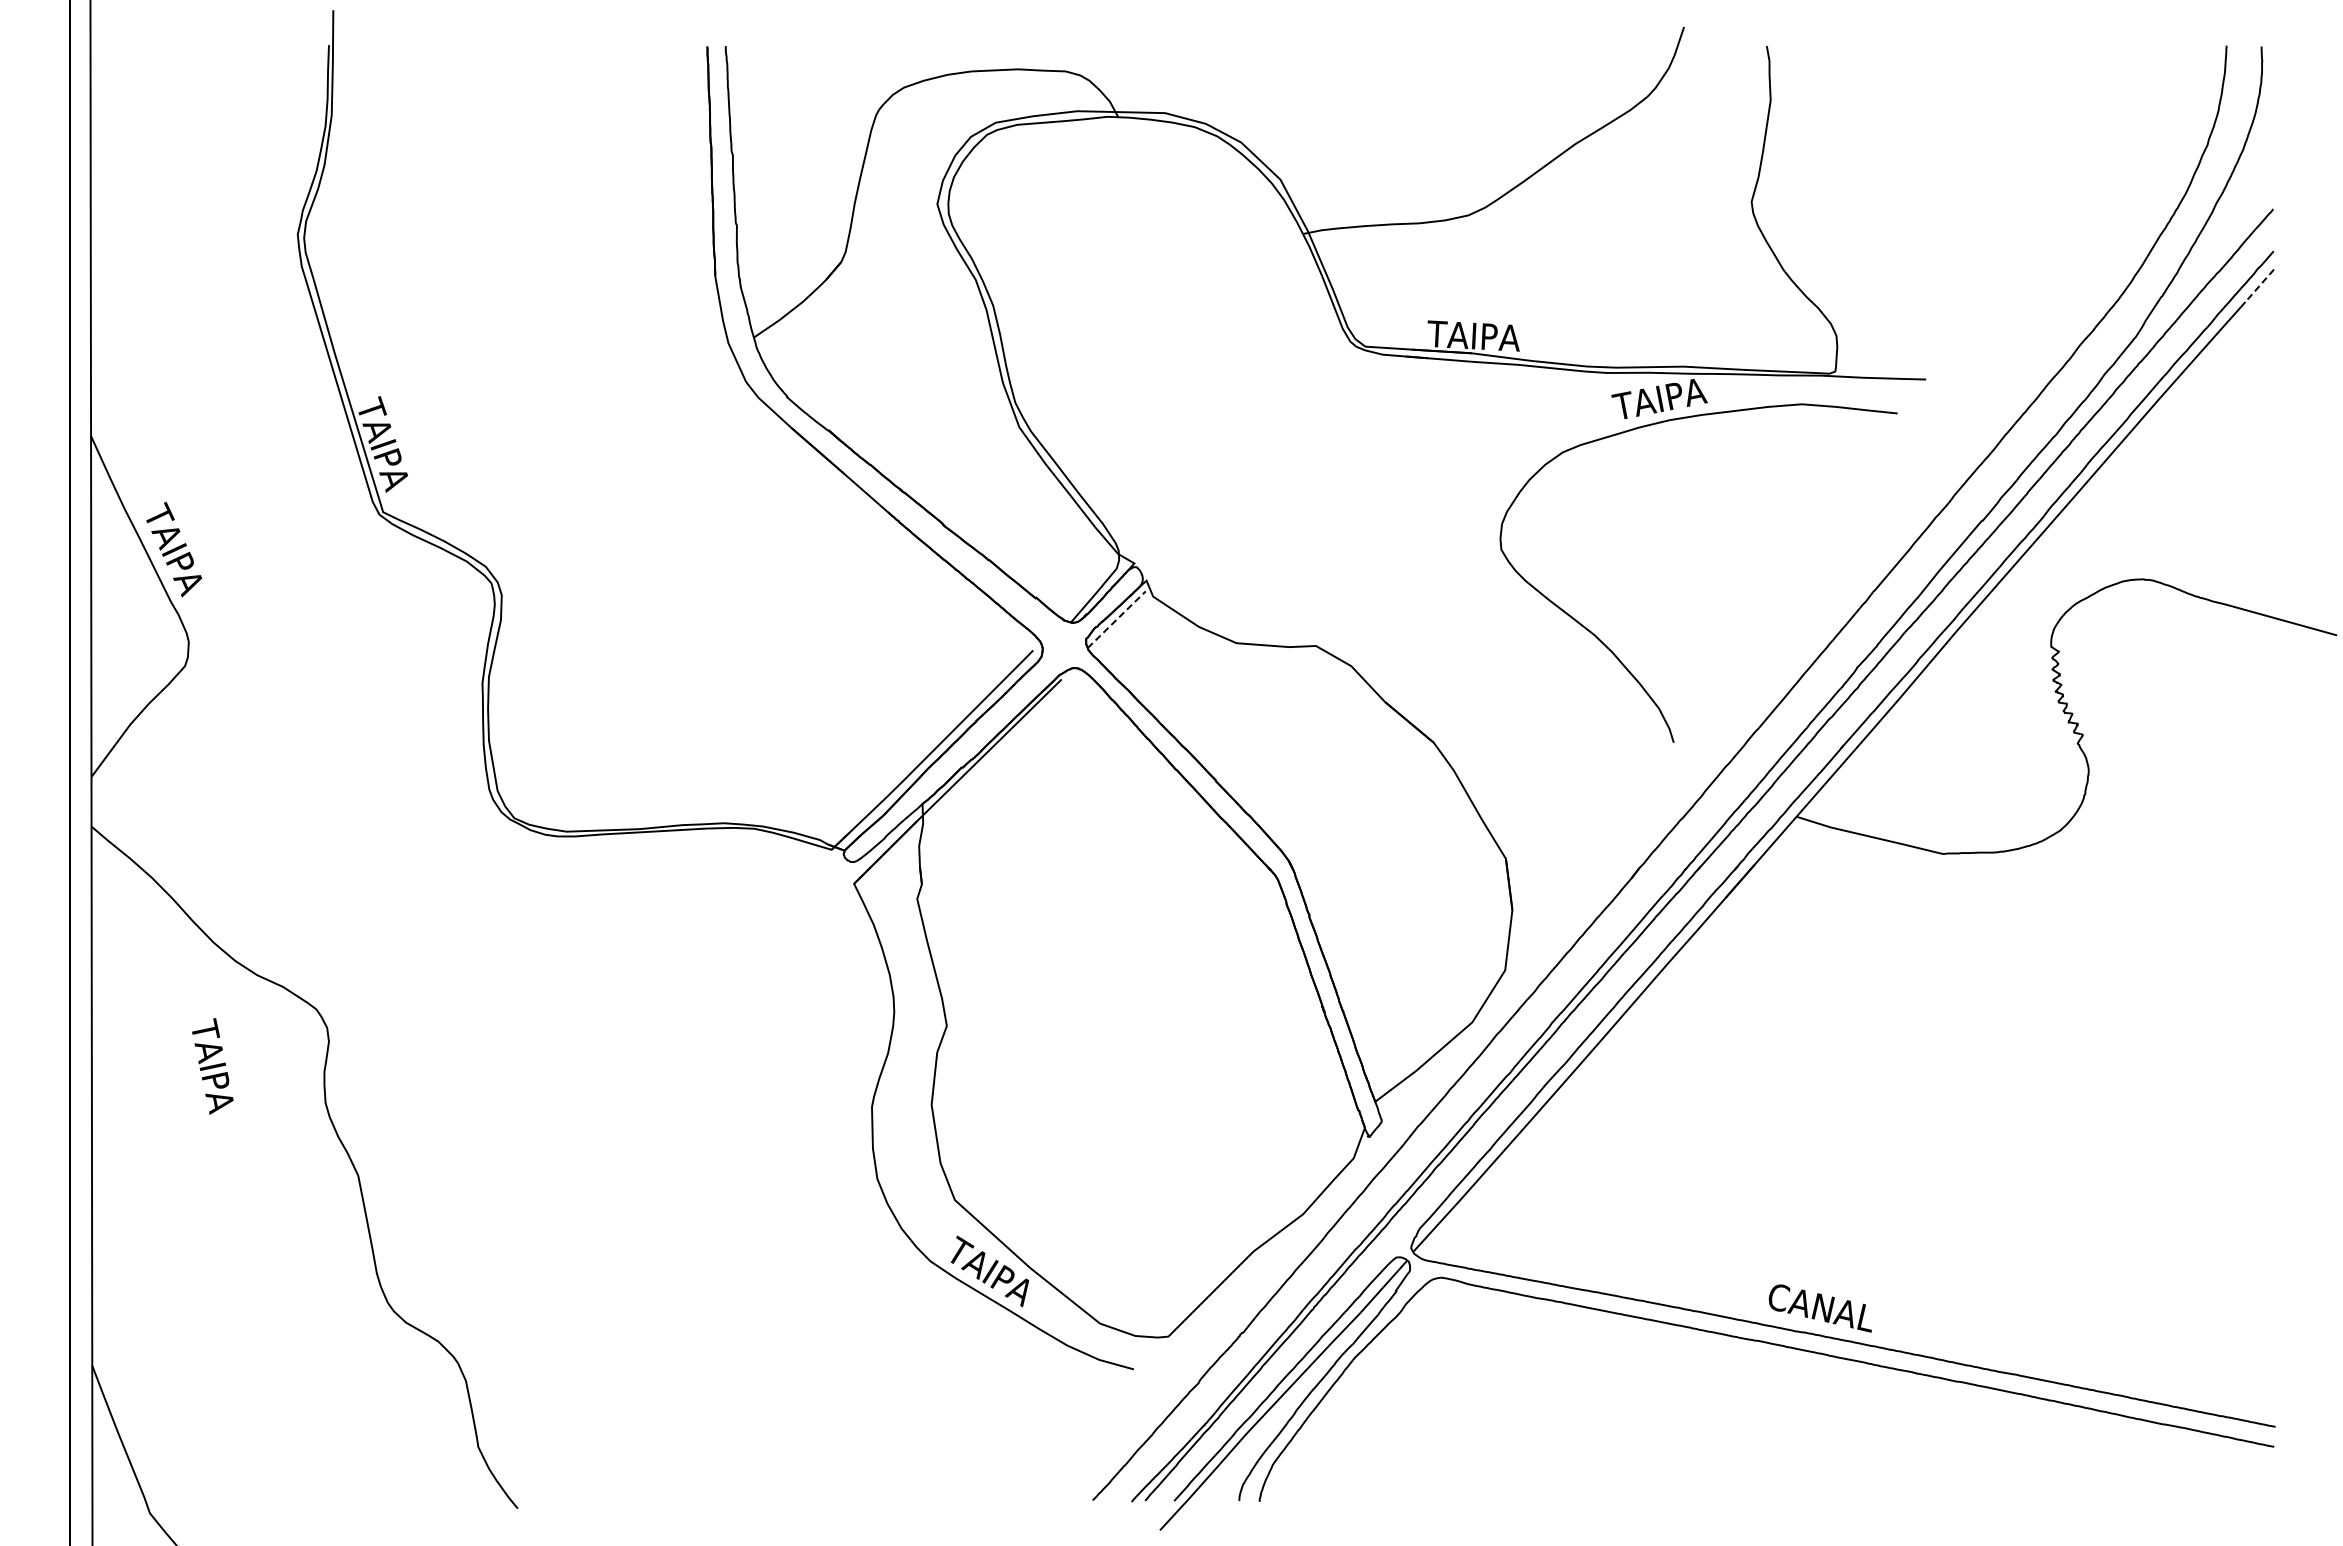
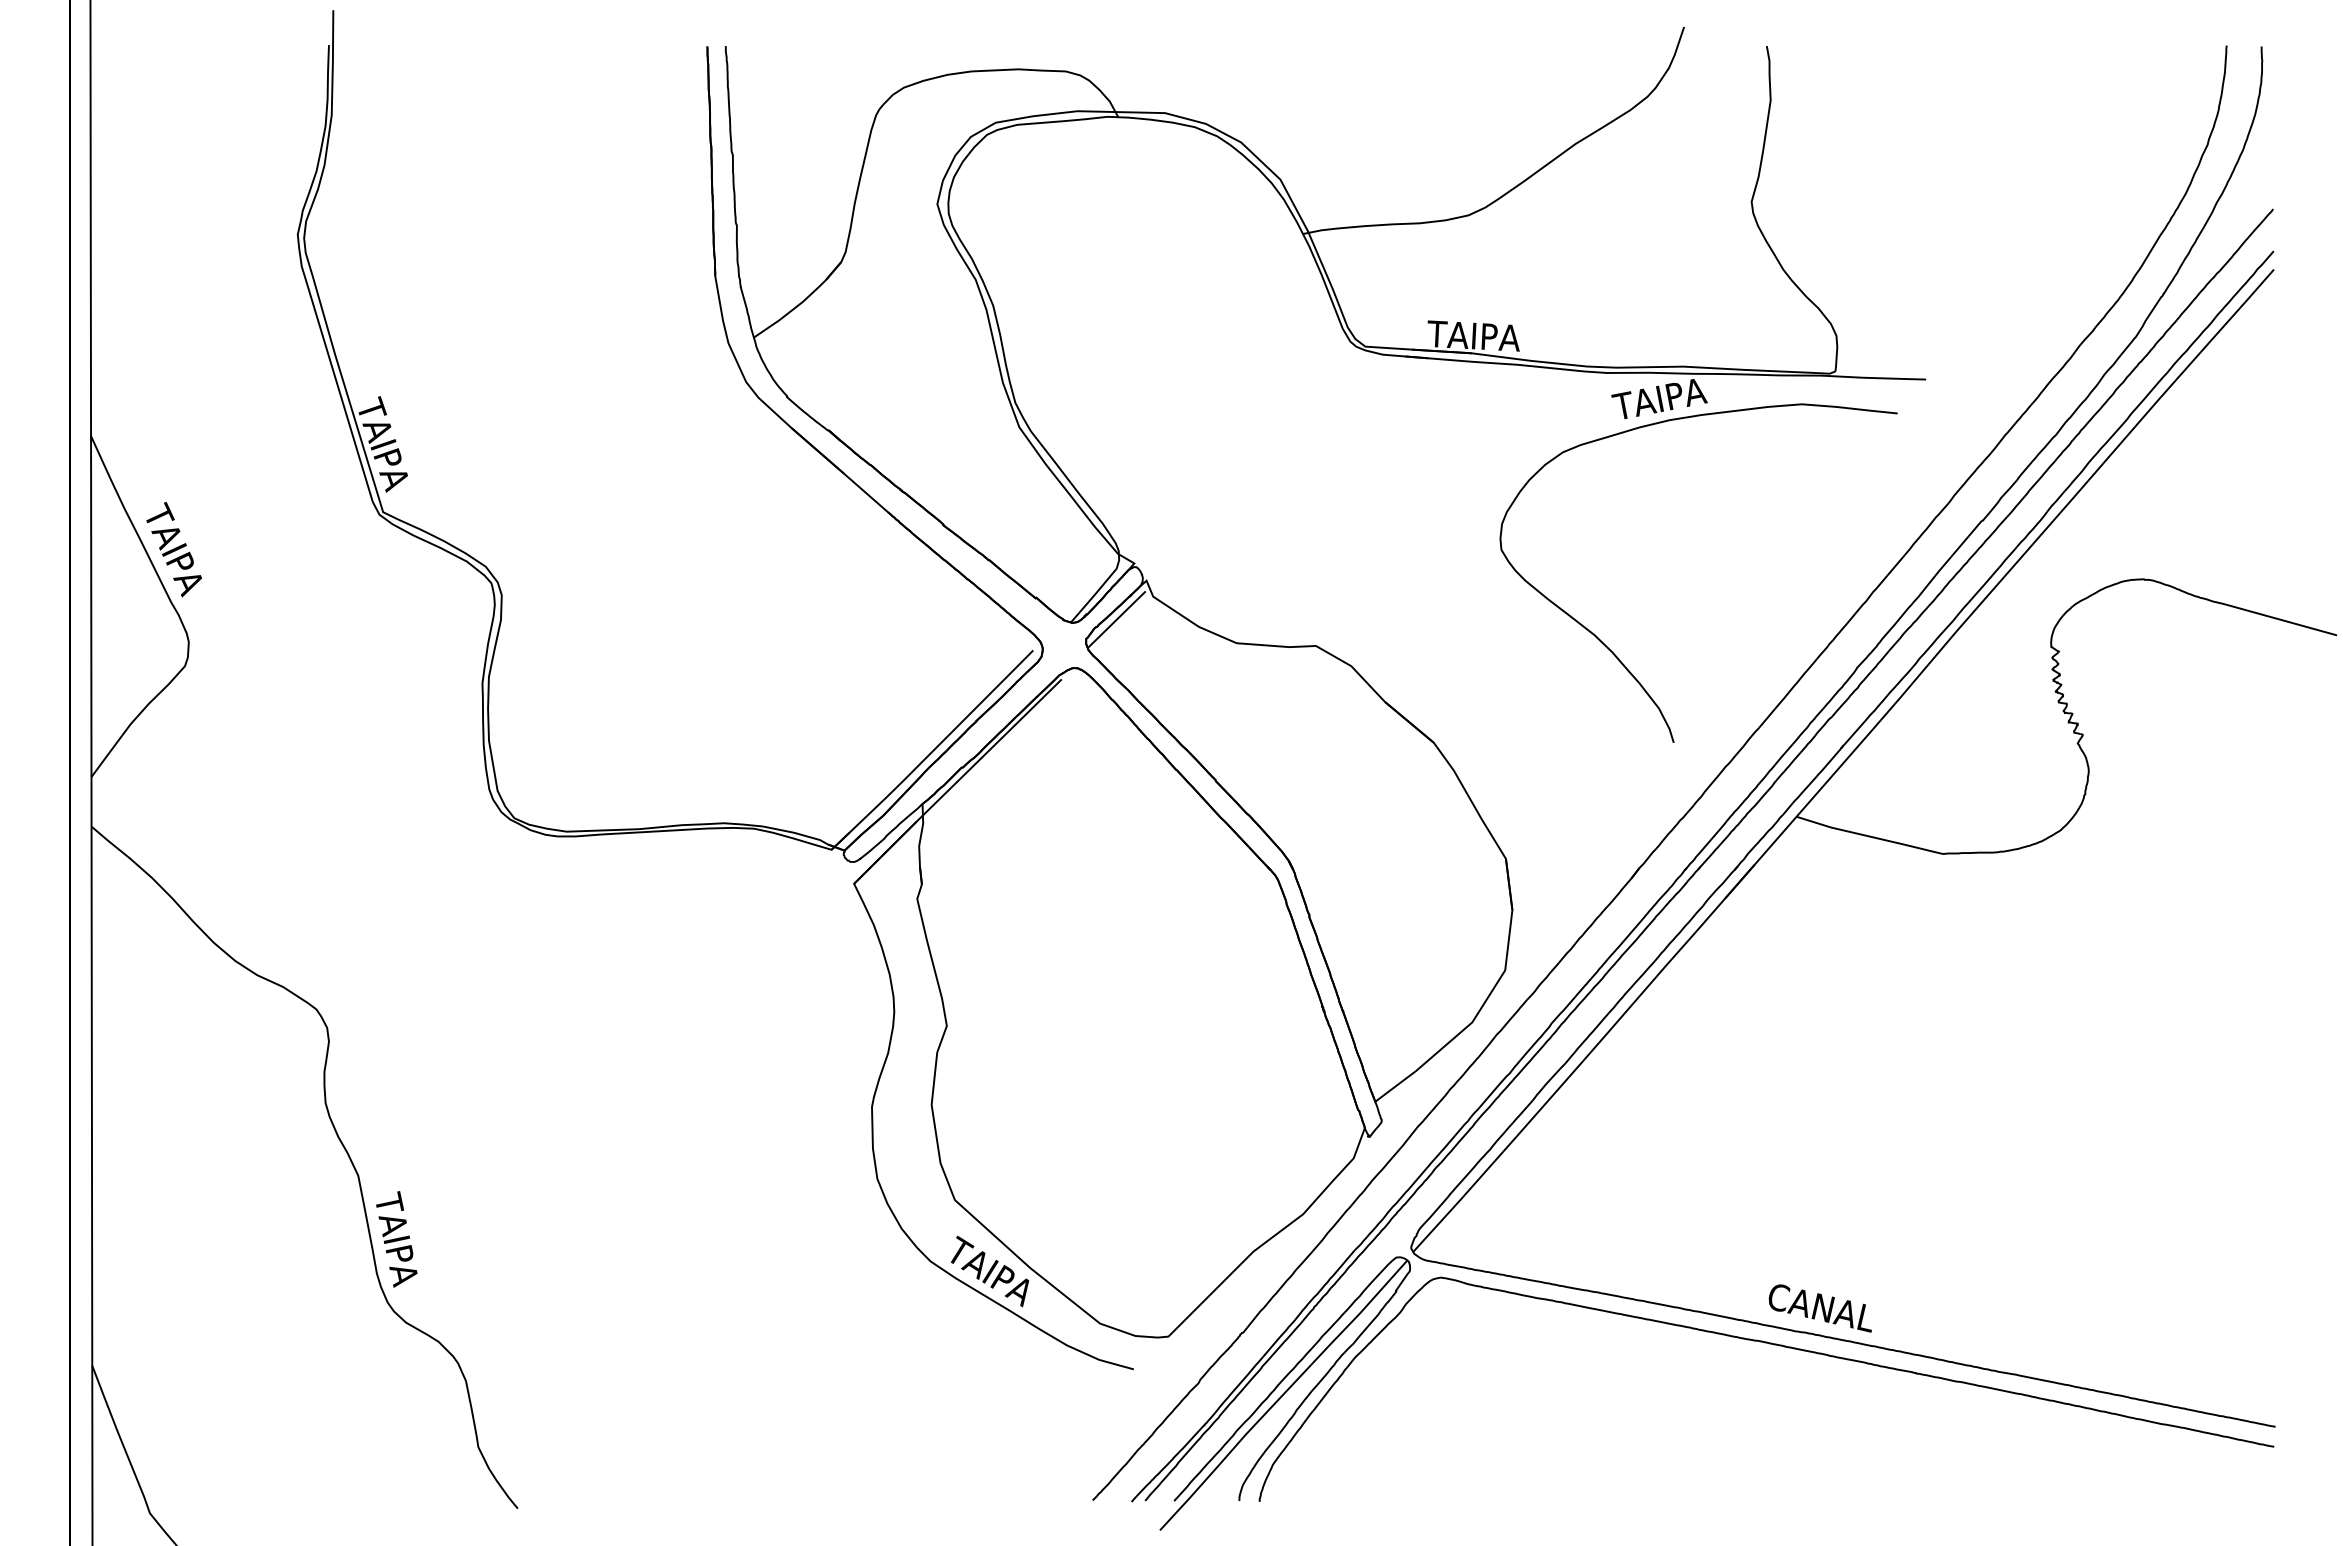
line: dashed -> solid (2259, 285)
line: dashed -> solid (1116, 619)
text position: (212, 1066) -> (396, 1239) (396, 1239)
